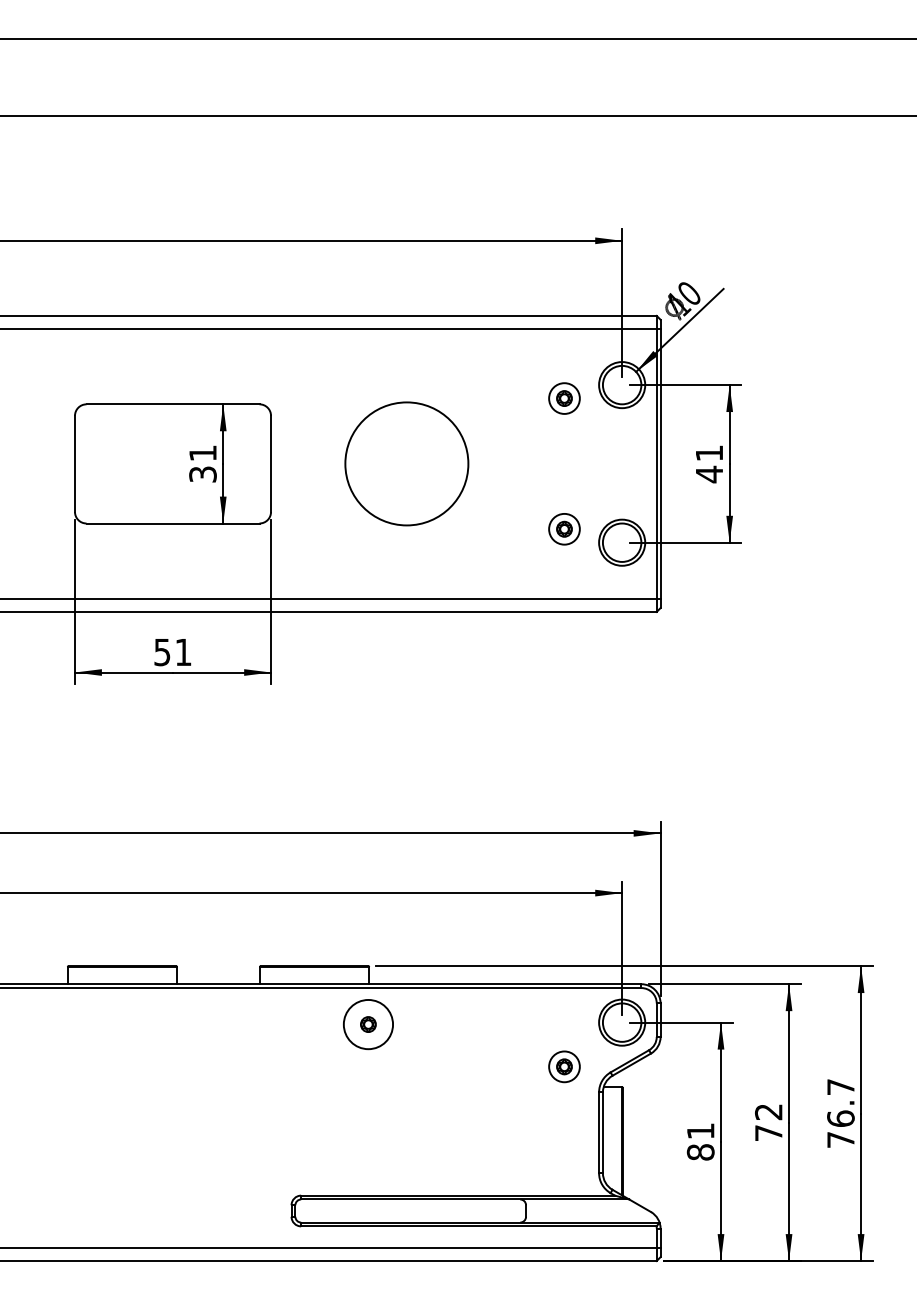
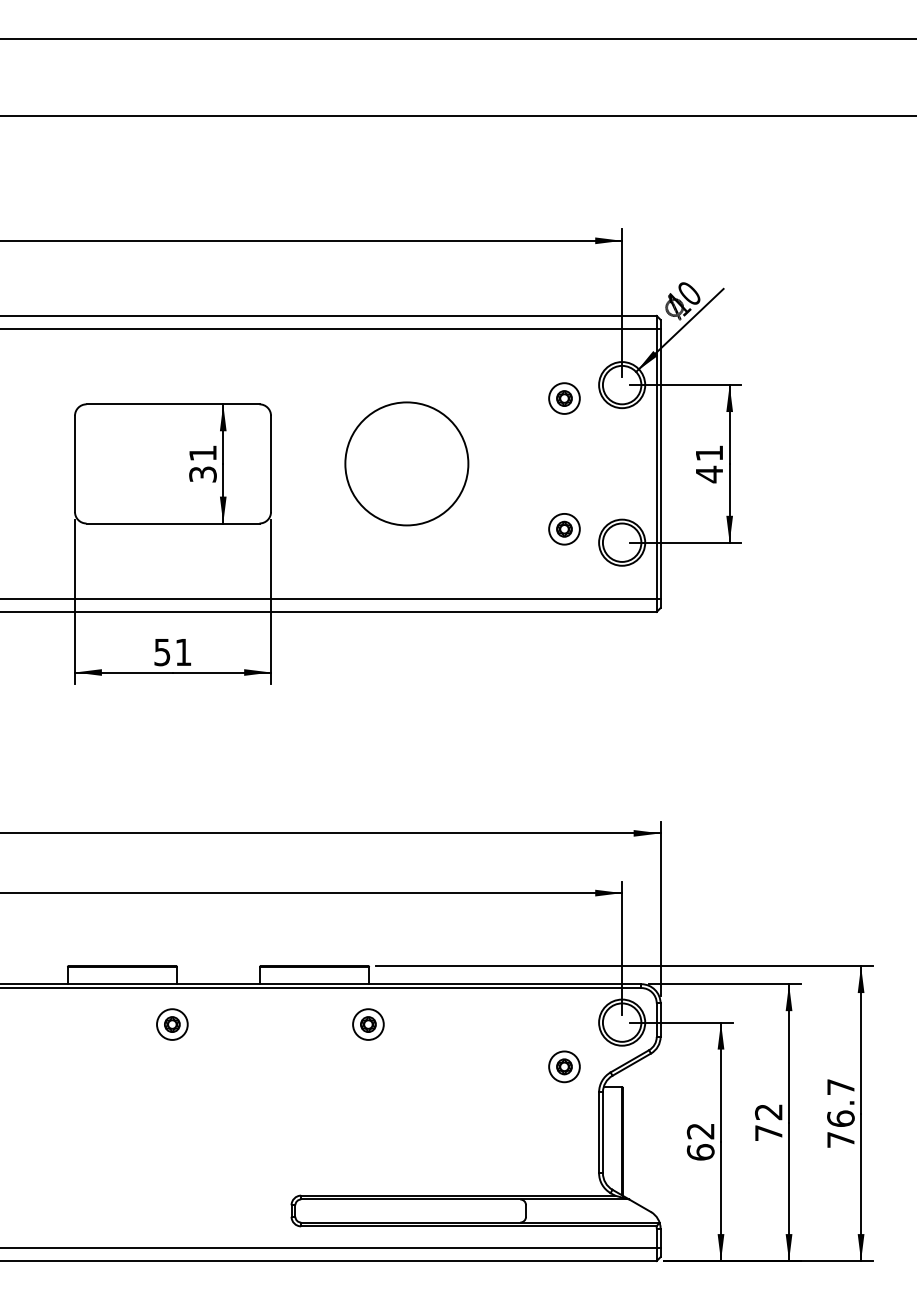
part: none -> present (172, 1024)
circle diameter: 49 px -> 31 px (368, 1024)
text: 81 -> 62 (700, 1141)
